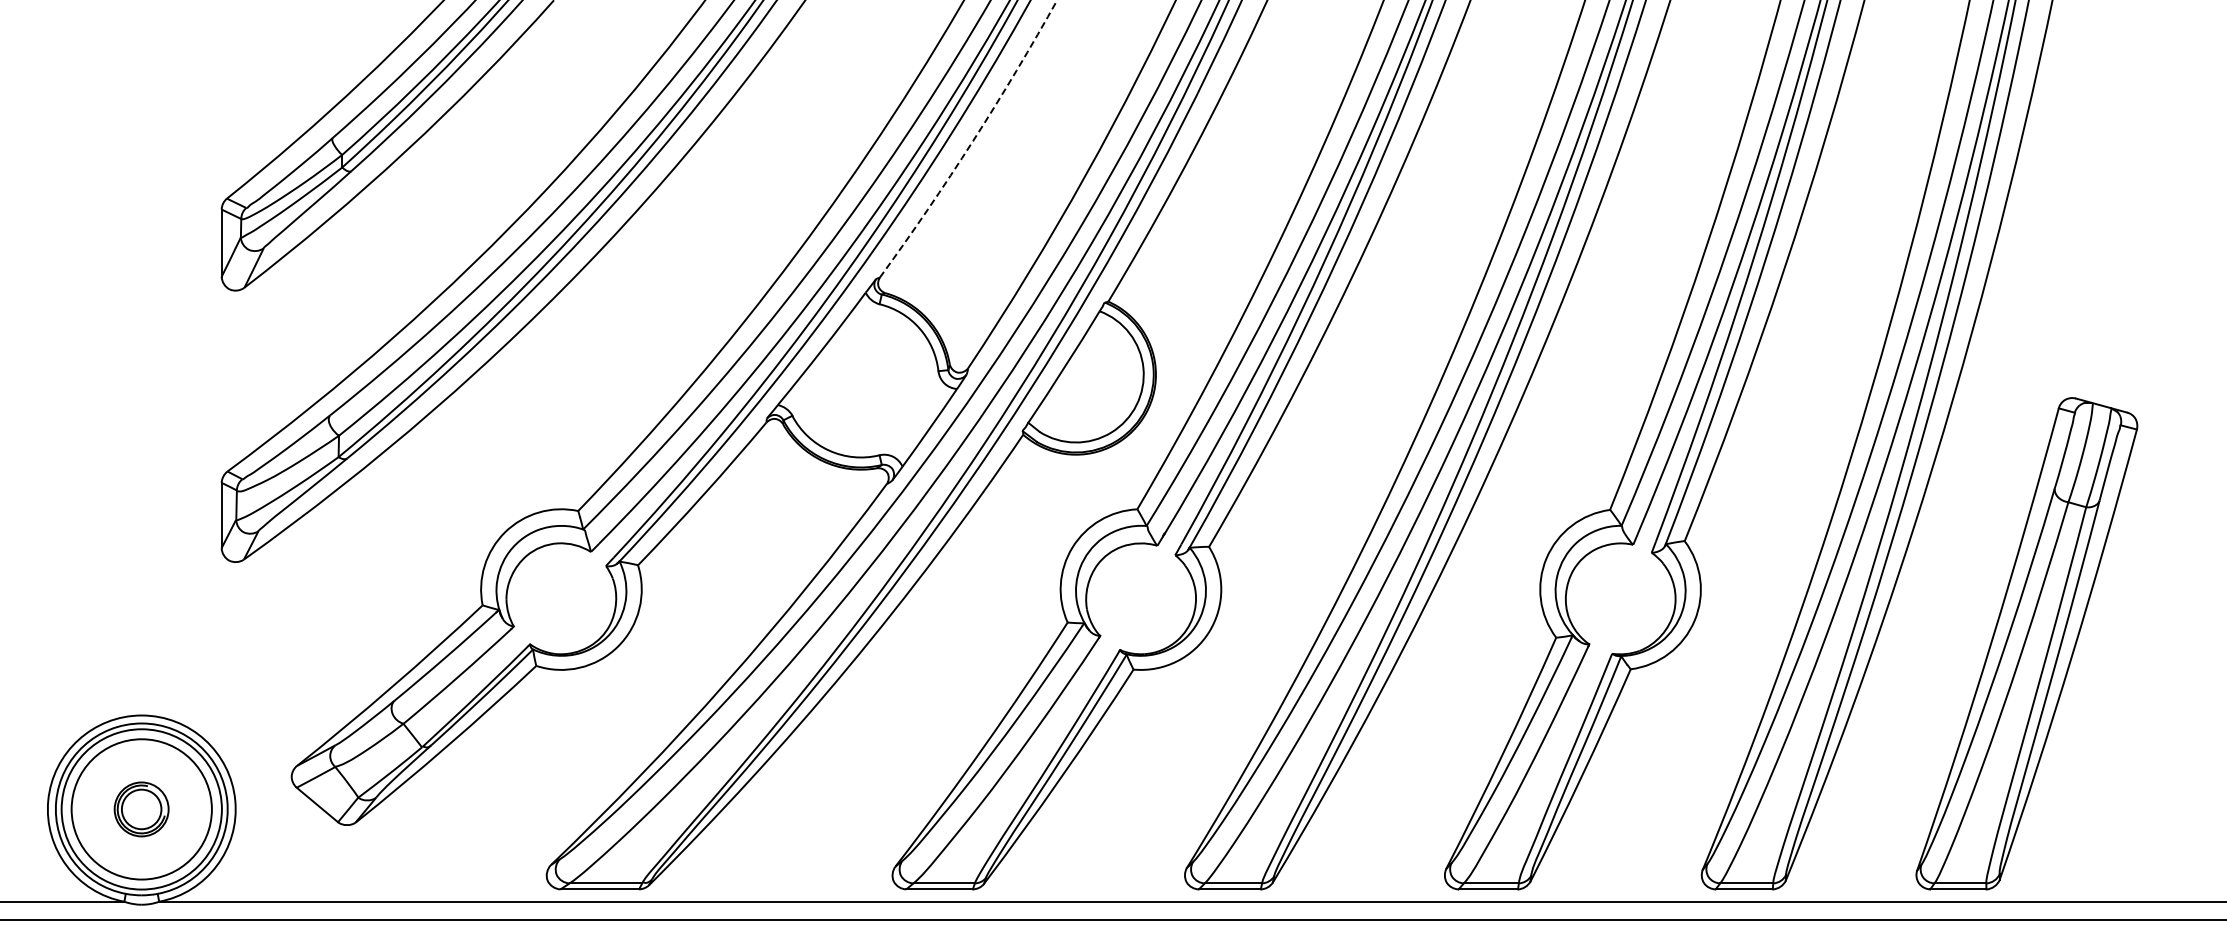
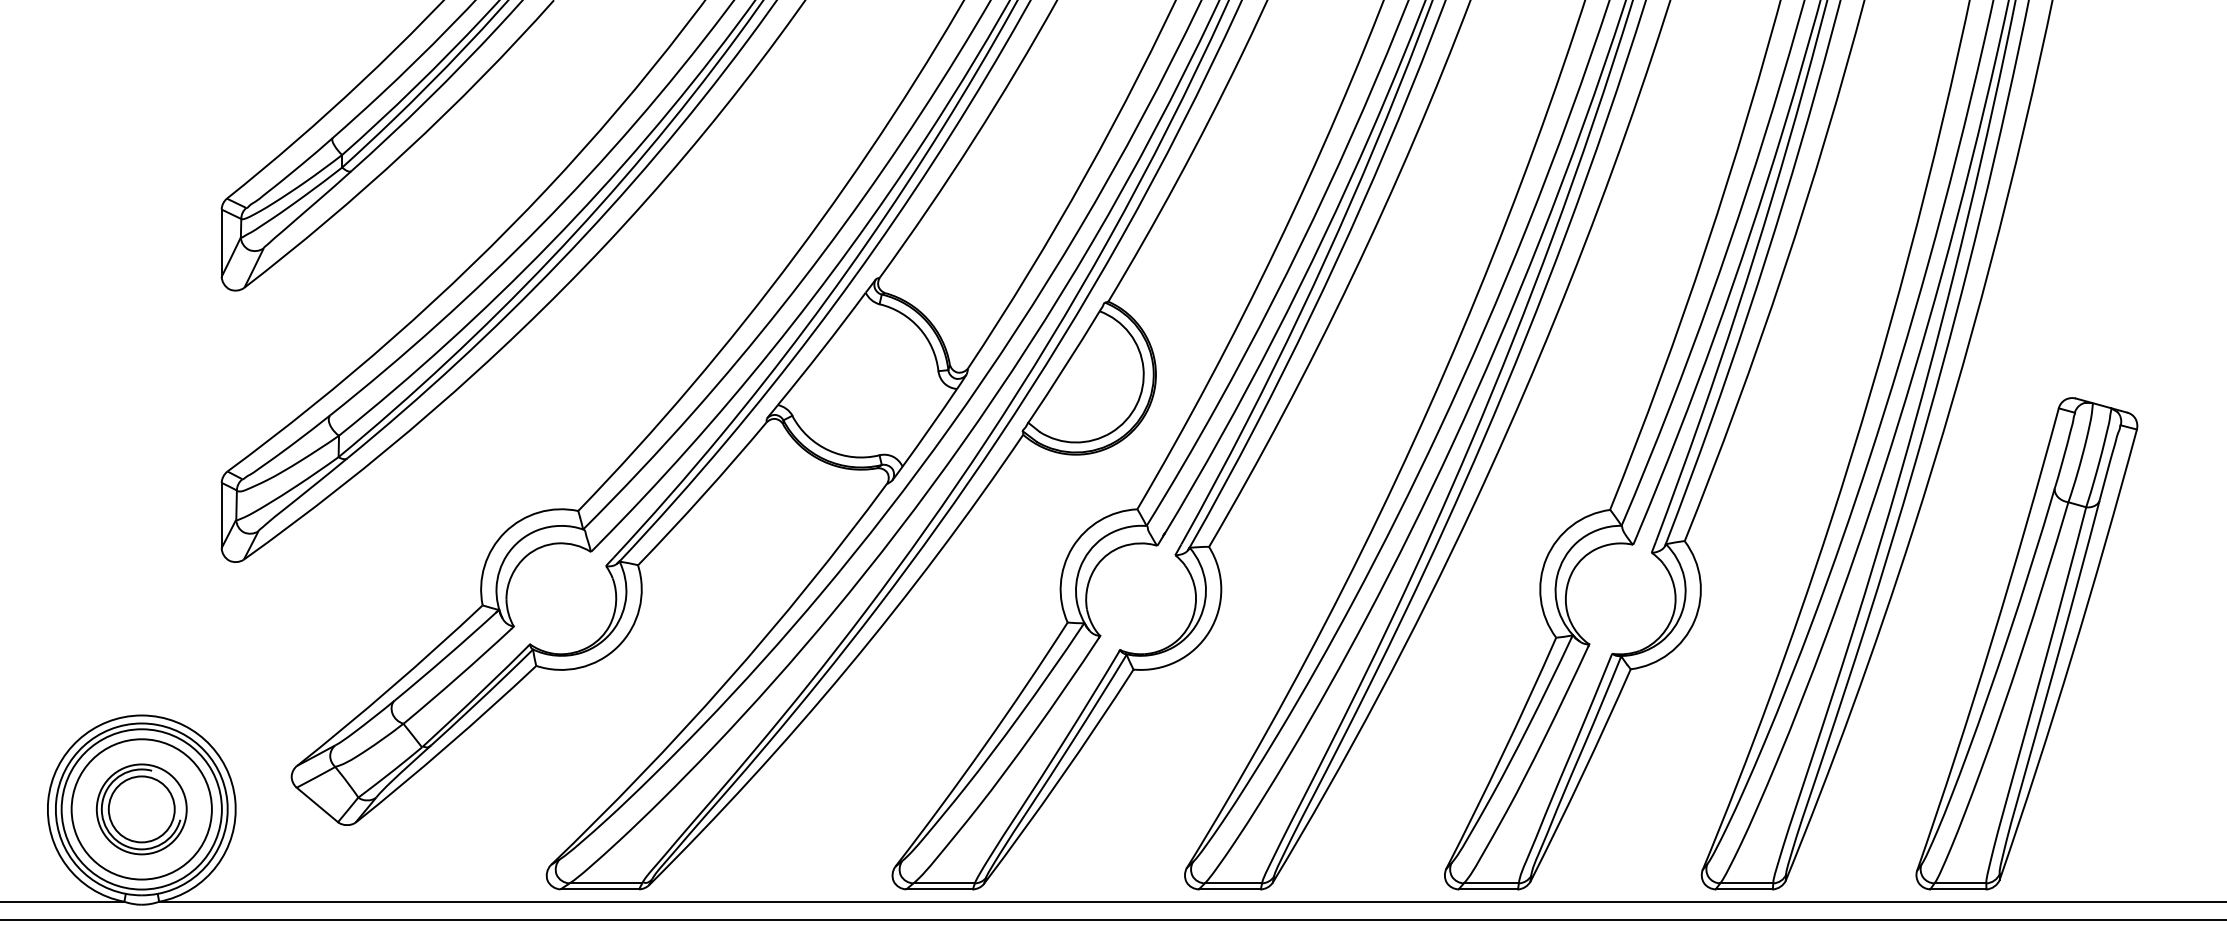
arc: dashed -> solid (973, 140)
part size: 57x57 px -> 93x93 px (141, 809)
